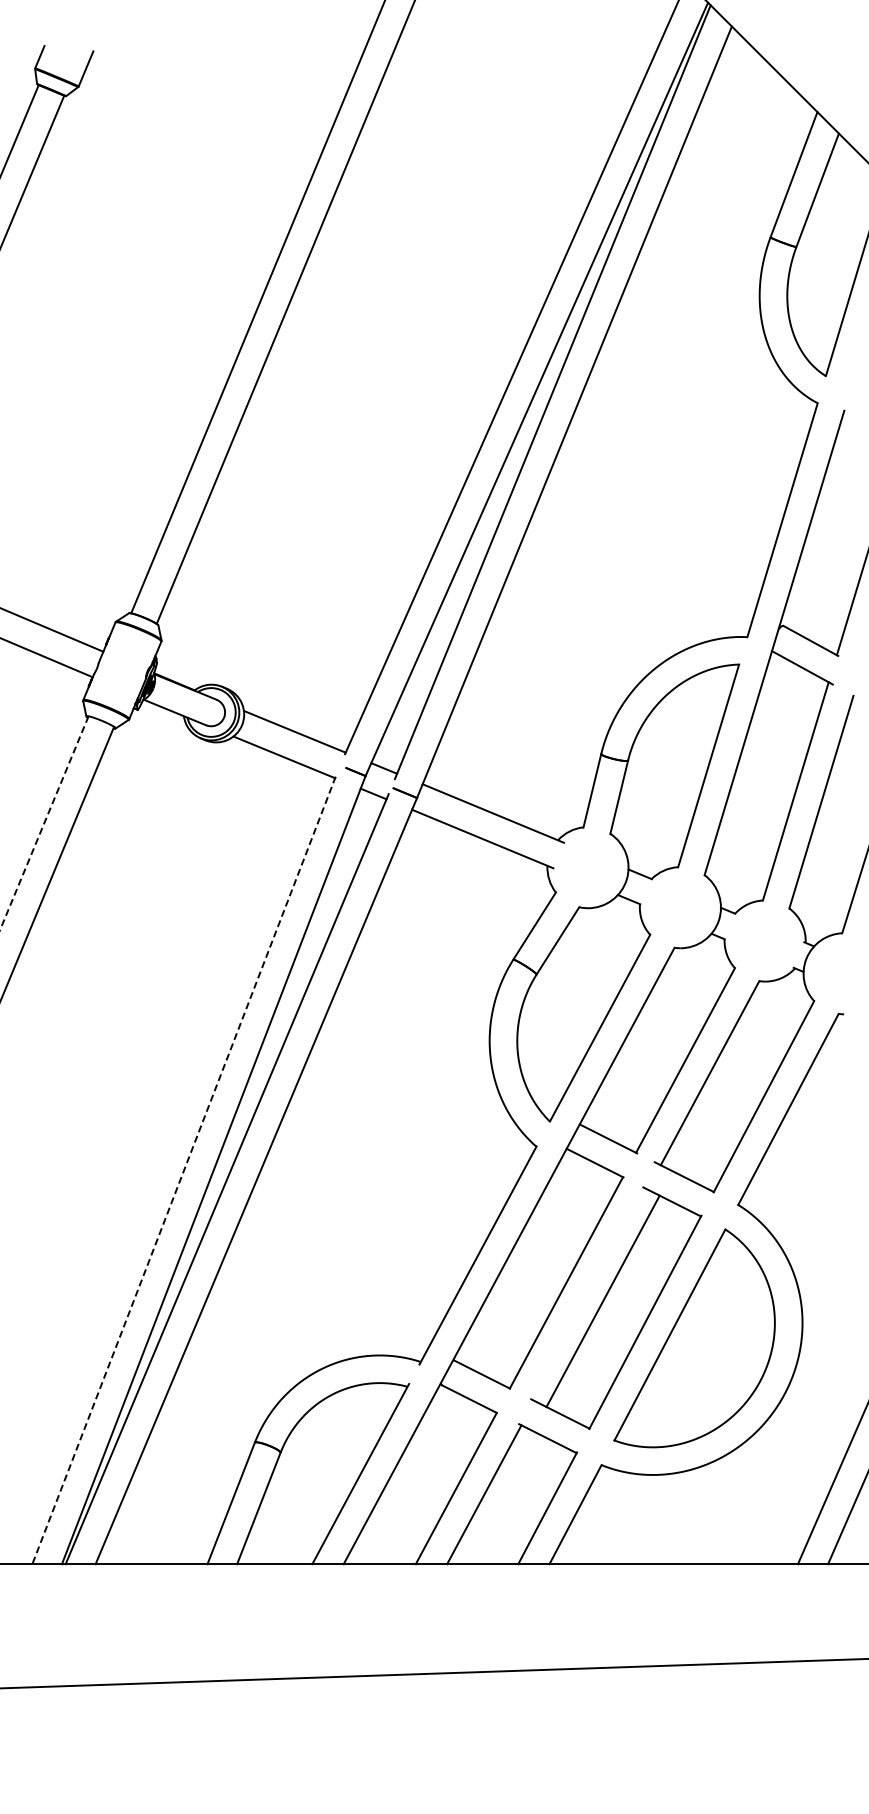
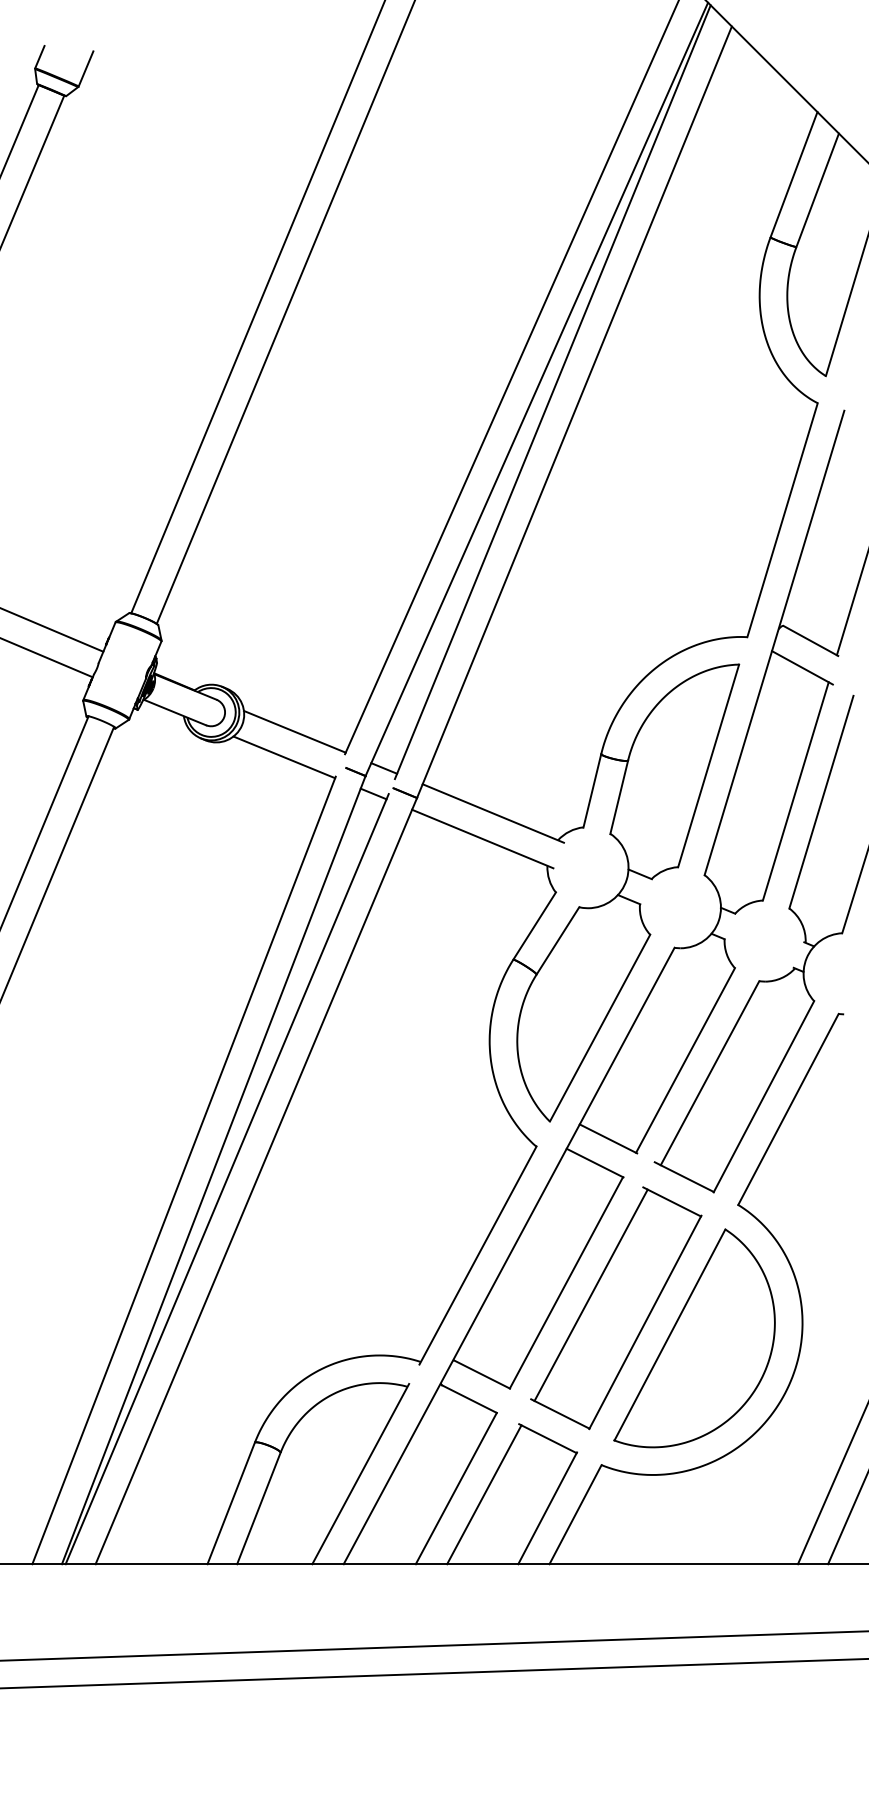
line: dashed -> solid (44, 823)
line: dashed -> solid (184, 1170)
line position: (602, 1300) -> (590, 1294) (590, 1294)
line: none -> present (433, 1645)
